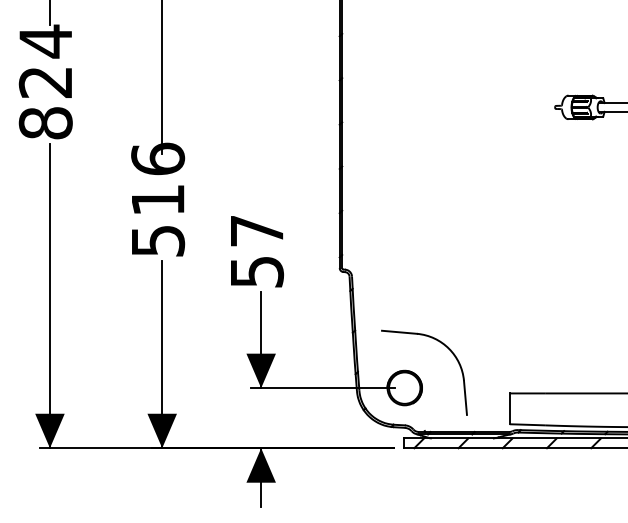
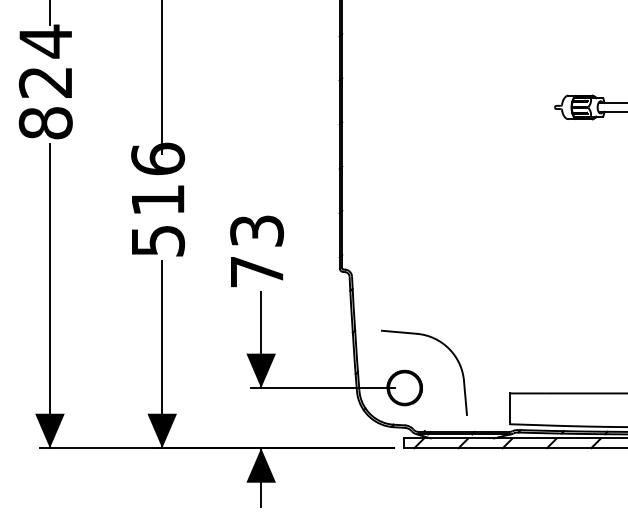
text: 57 -> 73 (257, 251)
